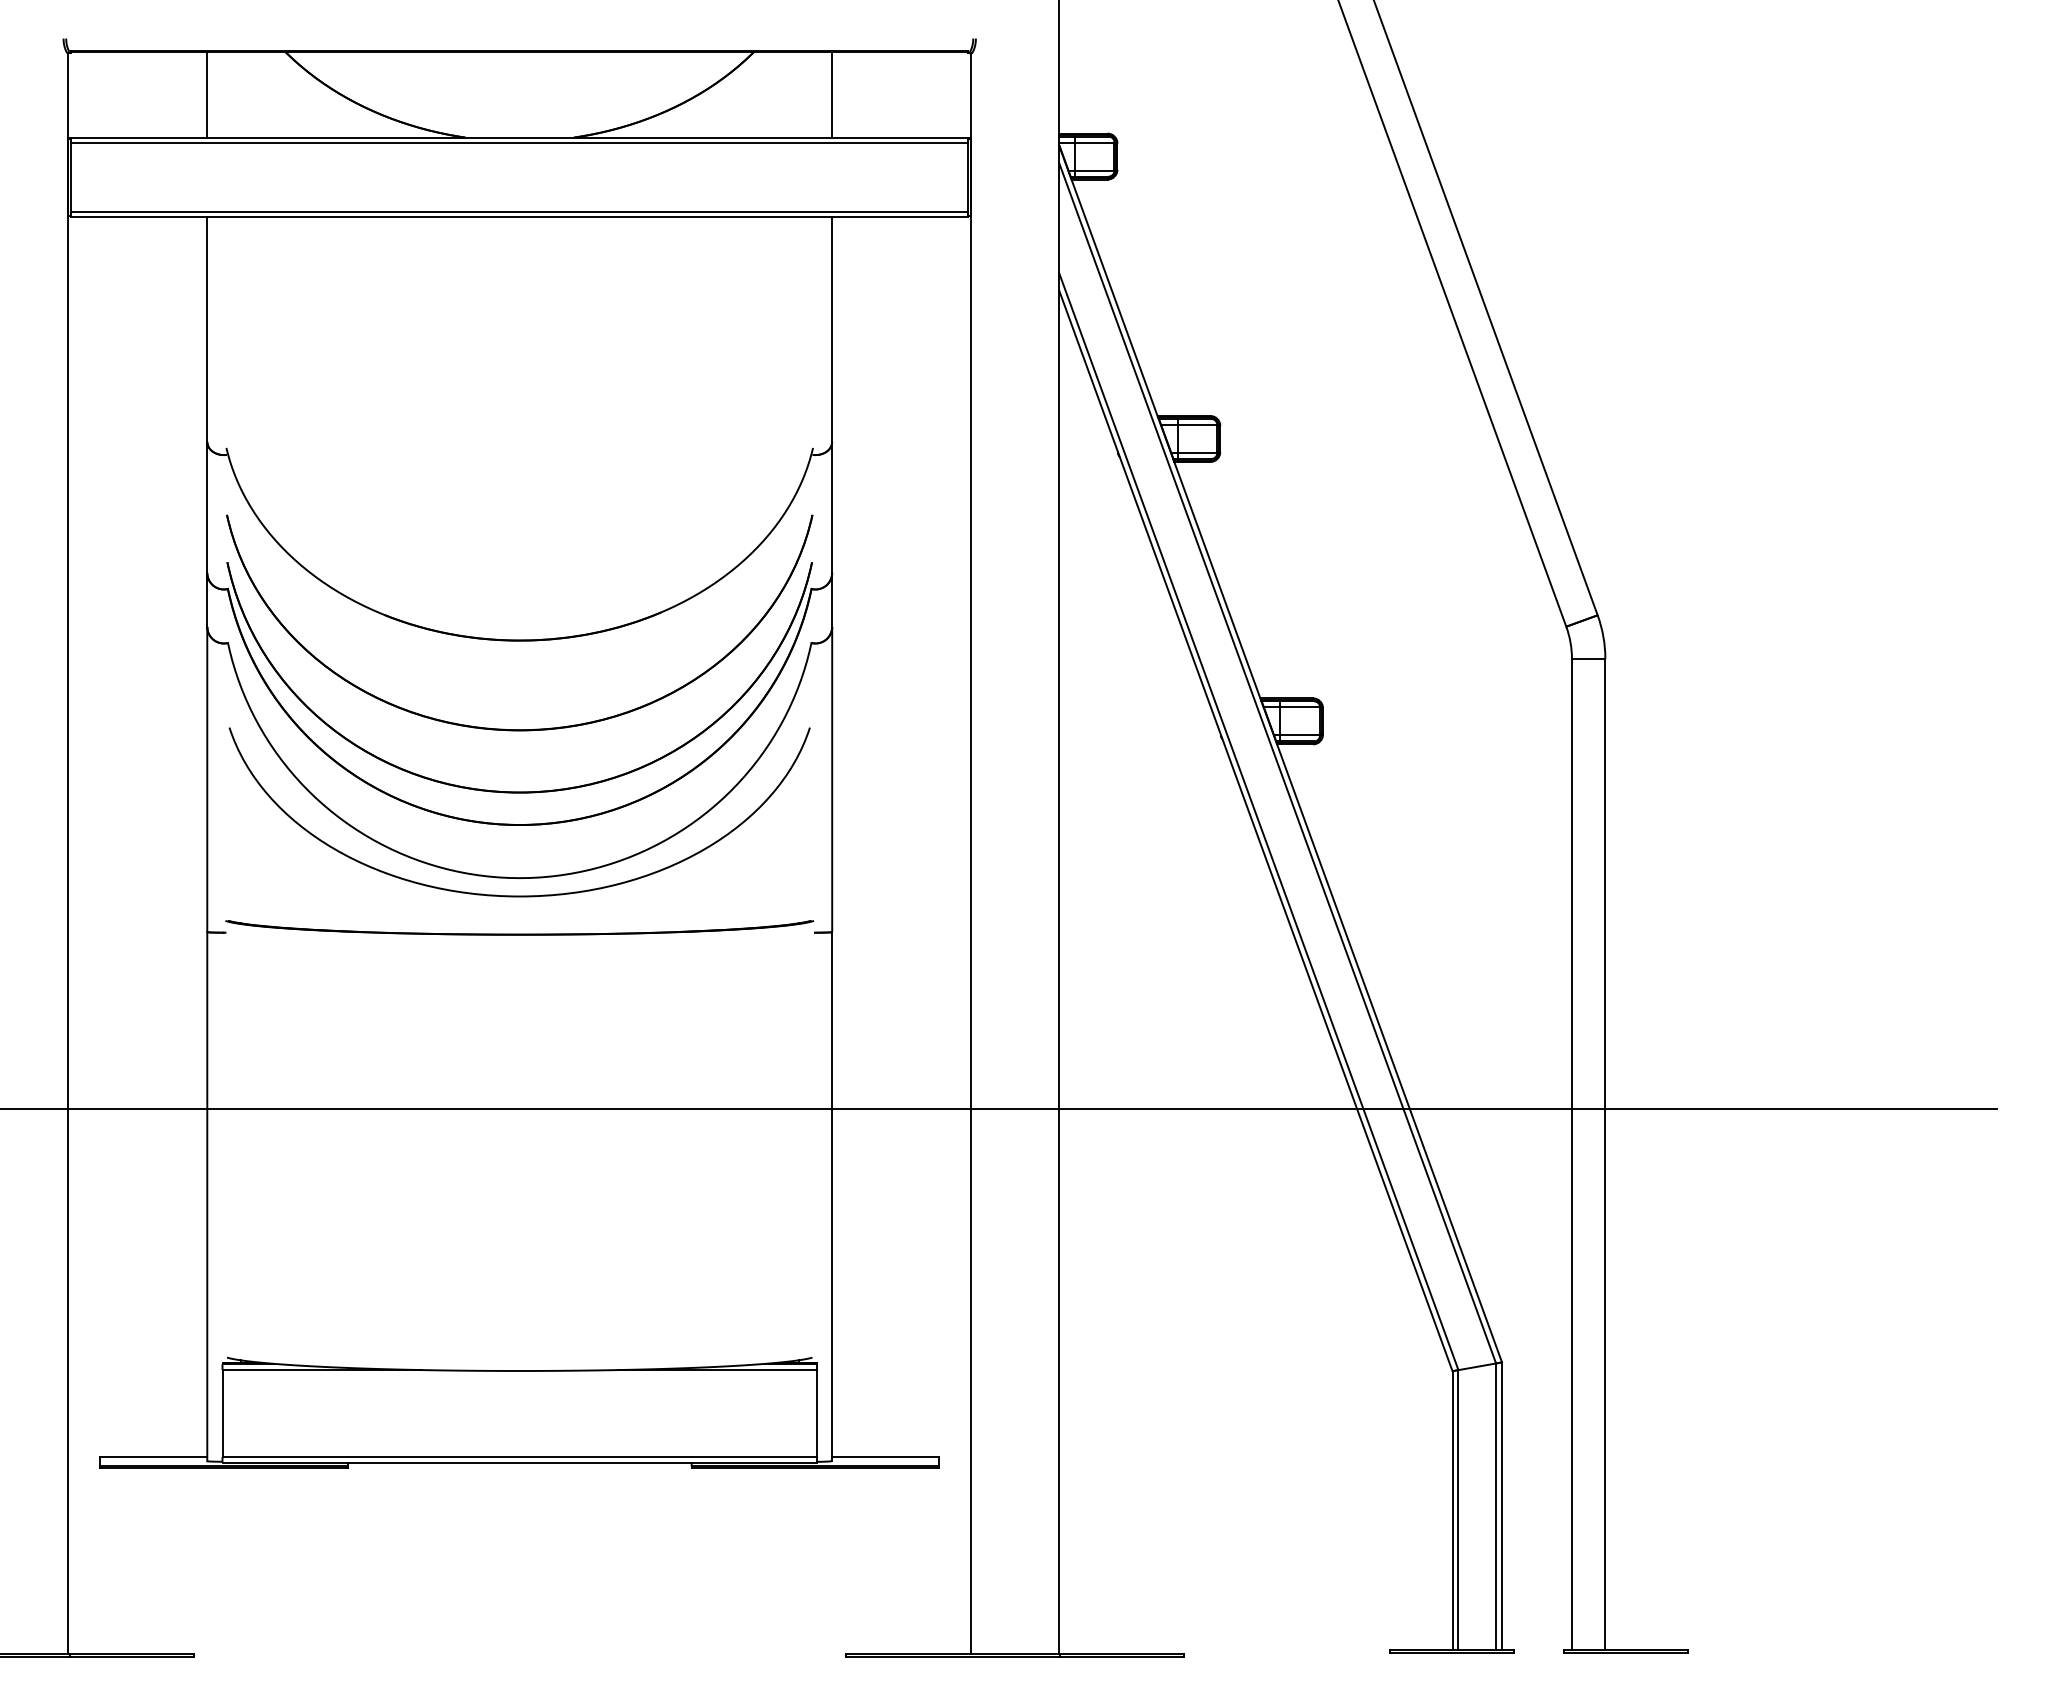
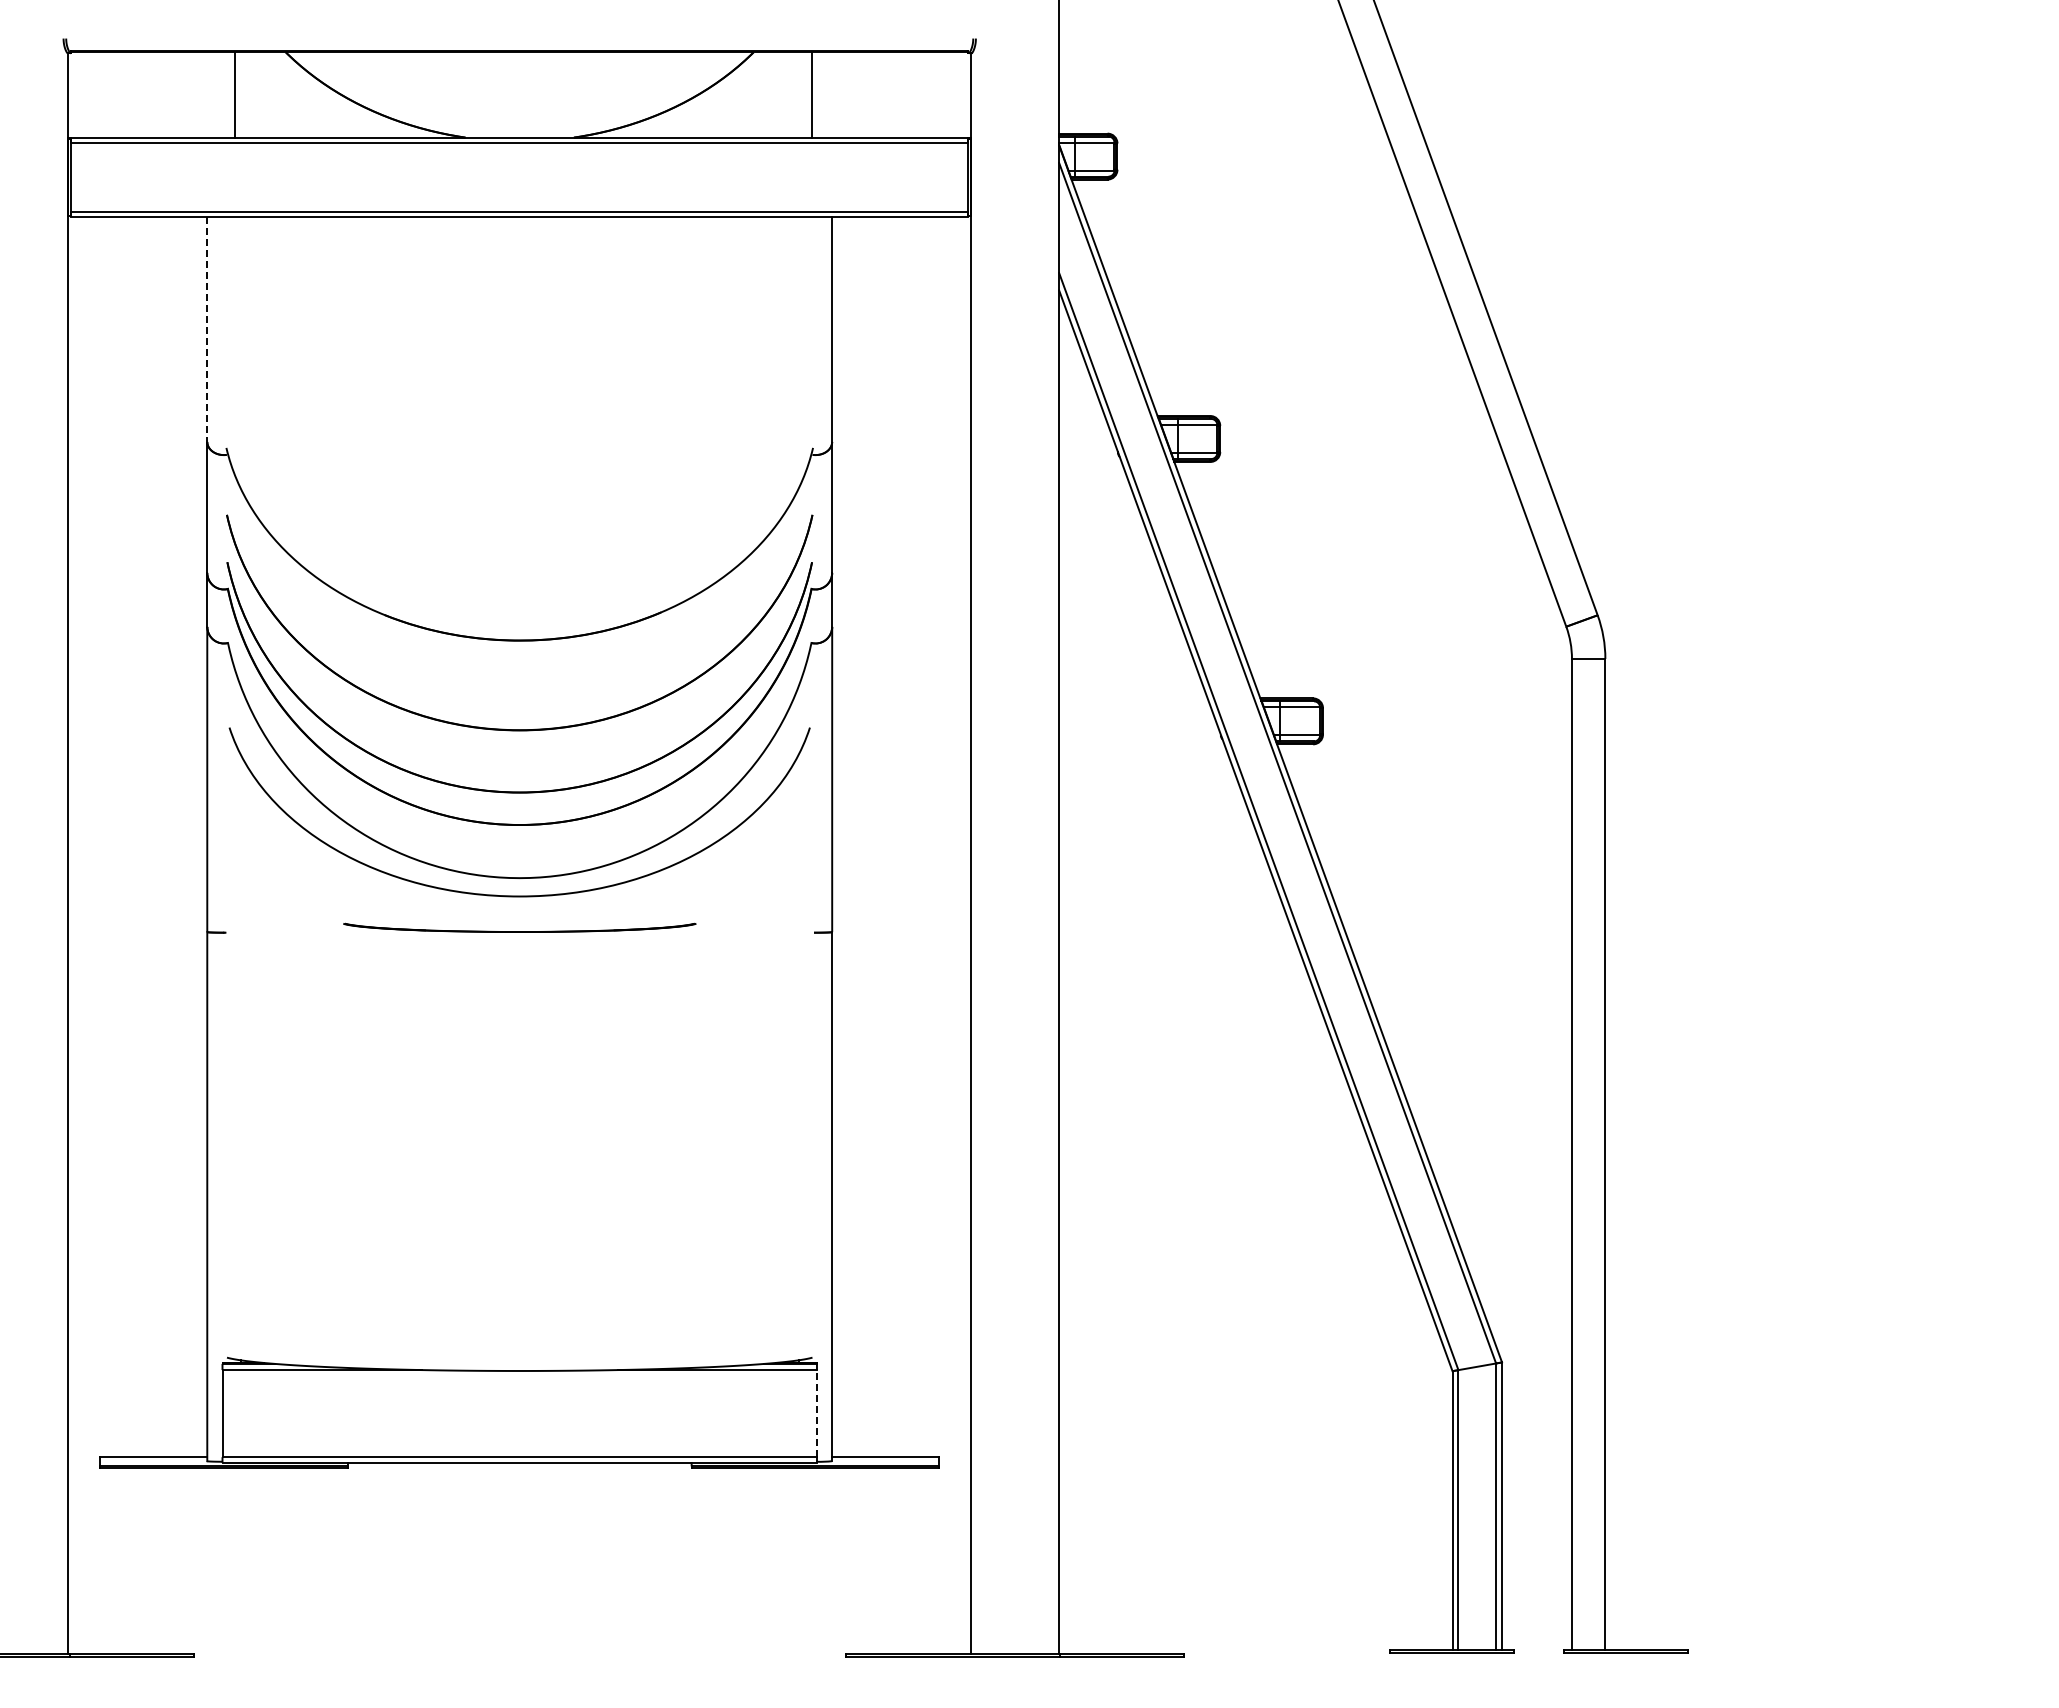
line position: (207, 94) -> (235, 94) (235, 94)
line position: (832, 94) -> (812, 94) (812, 94)
line: solid -> dashed (207, 330)
part size: 590x16 px -> 354x11 px (519, 927)
line: present -> none (999, 1108)
line: solid -> dashed (816, 1413)
